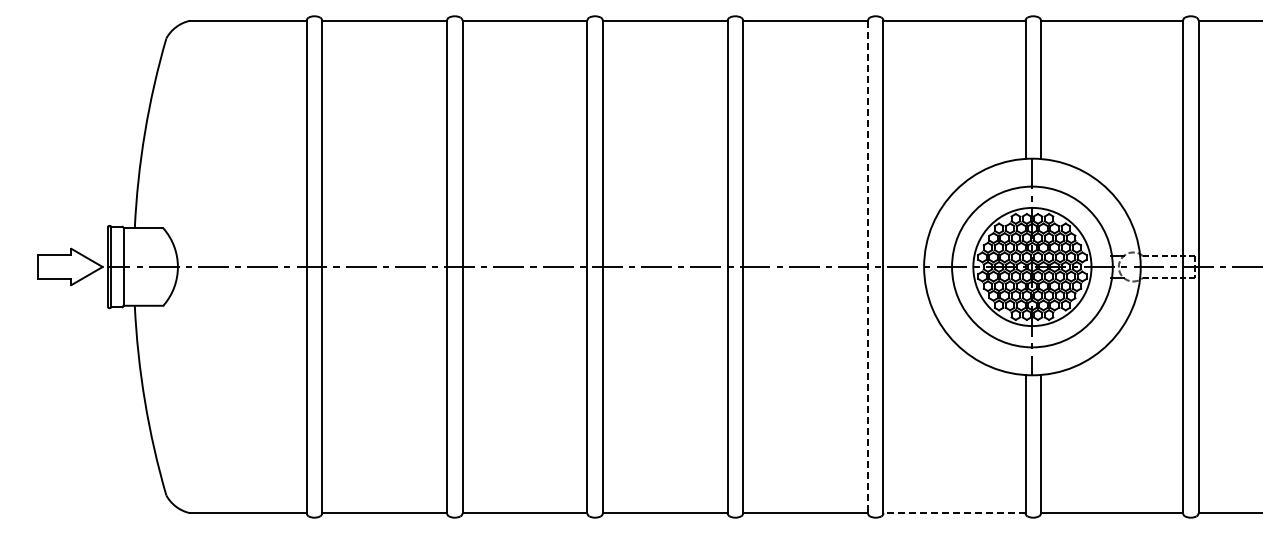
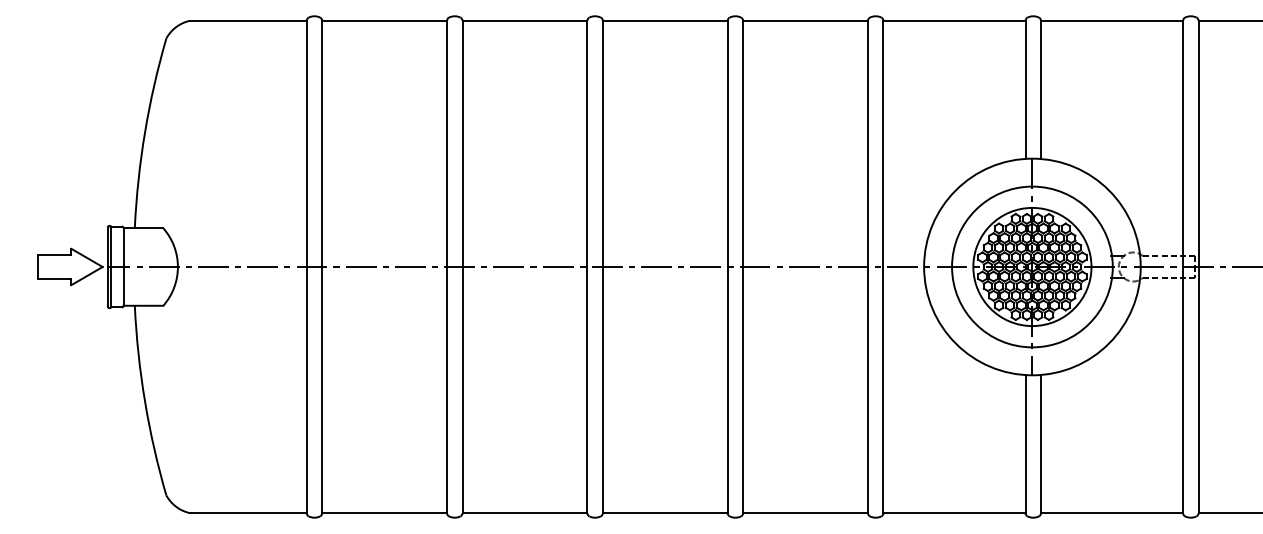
line: dashed -> solid (868, 267)
line: dashed -> solid (954, 513)
